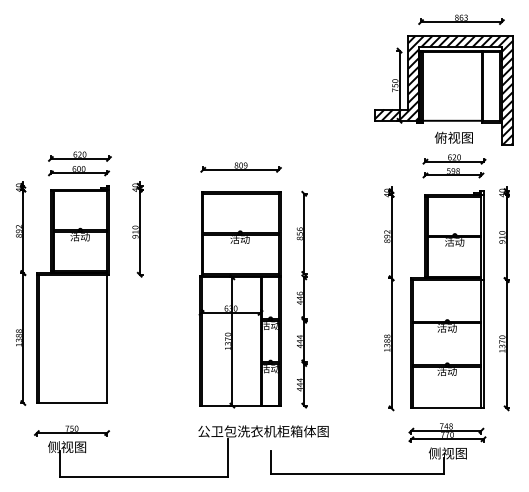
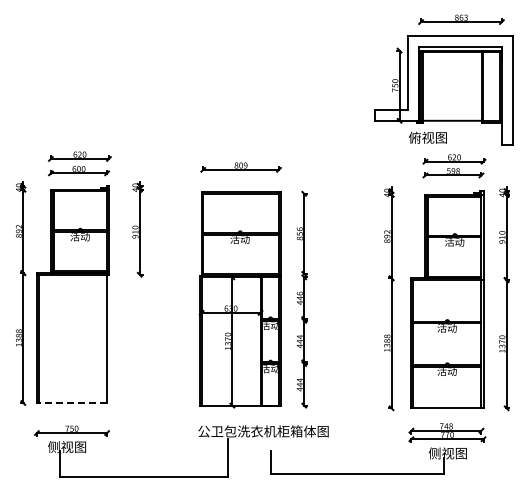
hatch: present -> none (443, 90)
text position: (453, 137) -> (427, 137) (427, 137)
line: solid -> dashed (71, 403)
